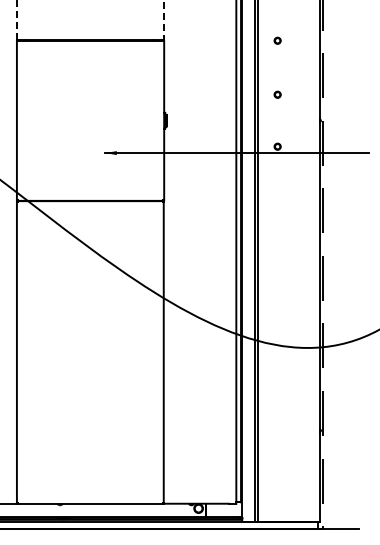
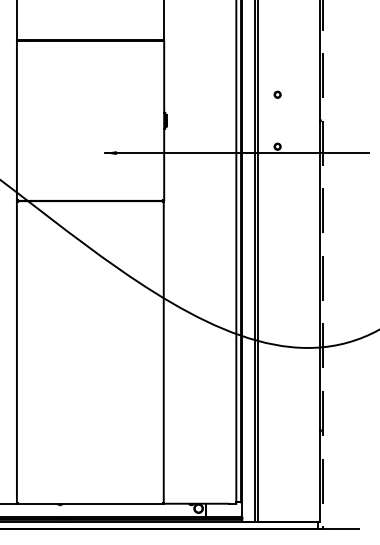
line: dashed -> solid (16, 19)
line: dashed -> solid (163, 20)
part: present -> none (277, 40)
